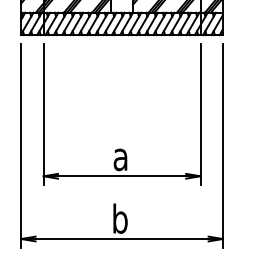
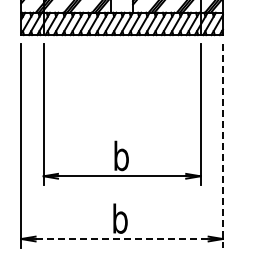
line: solid -> dashed (222, 146)
text: a -> b (120, 155)
line: solid -> dashed (122, 239)
